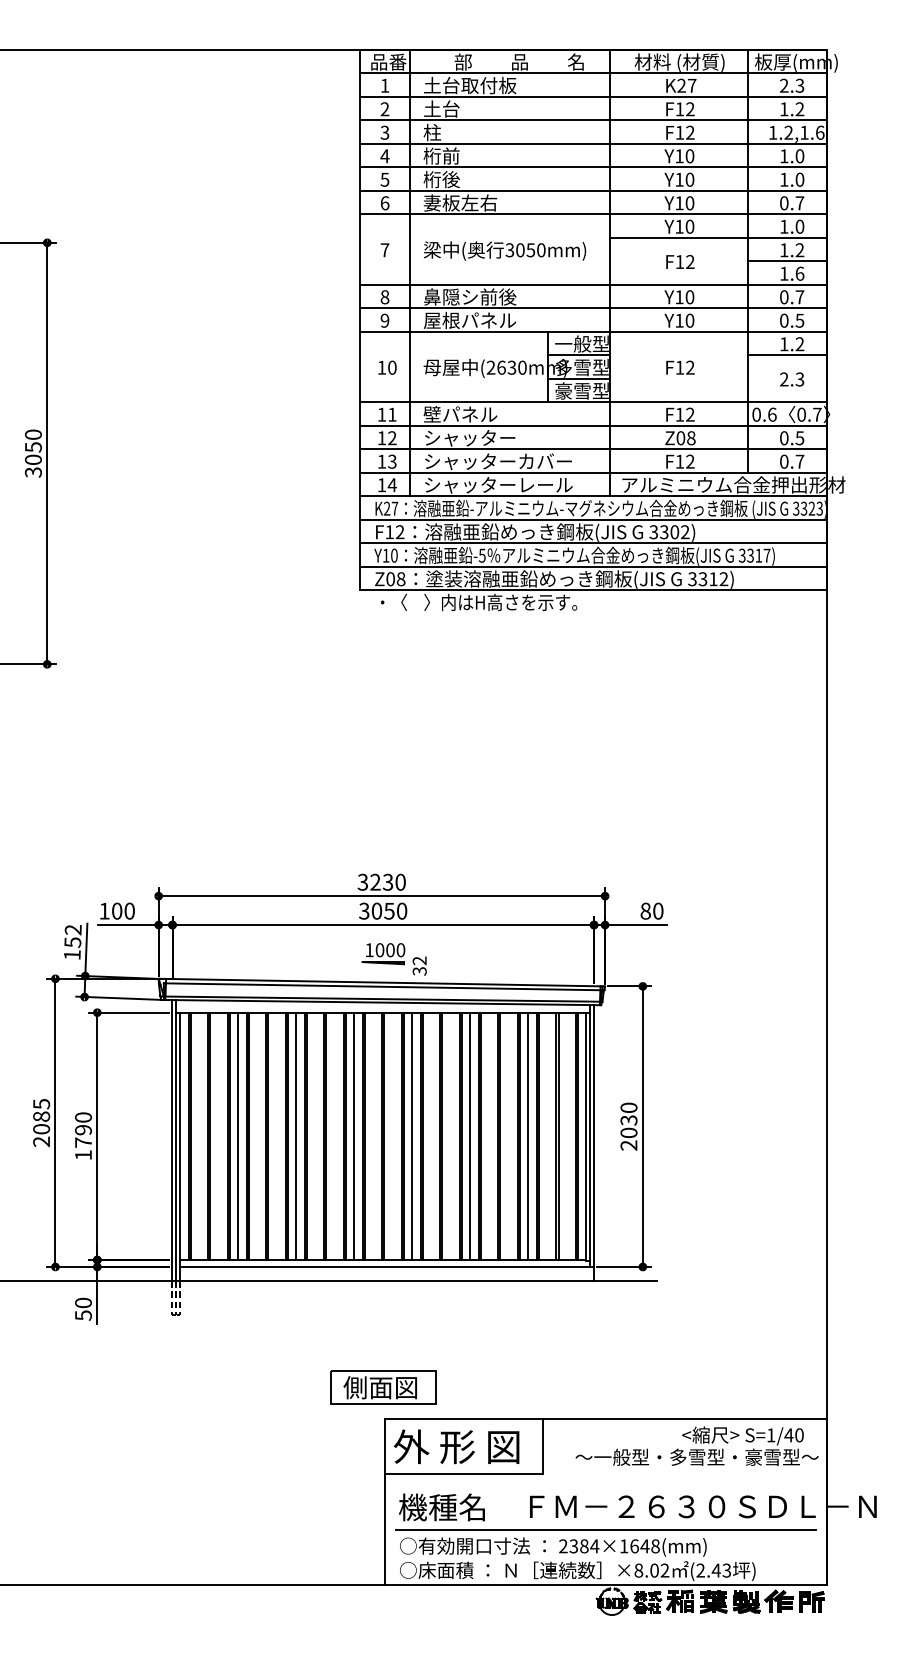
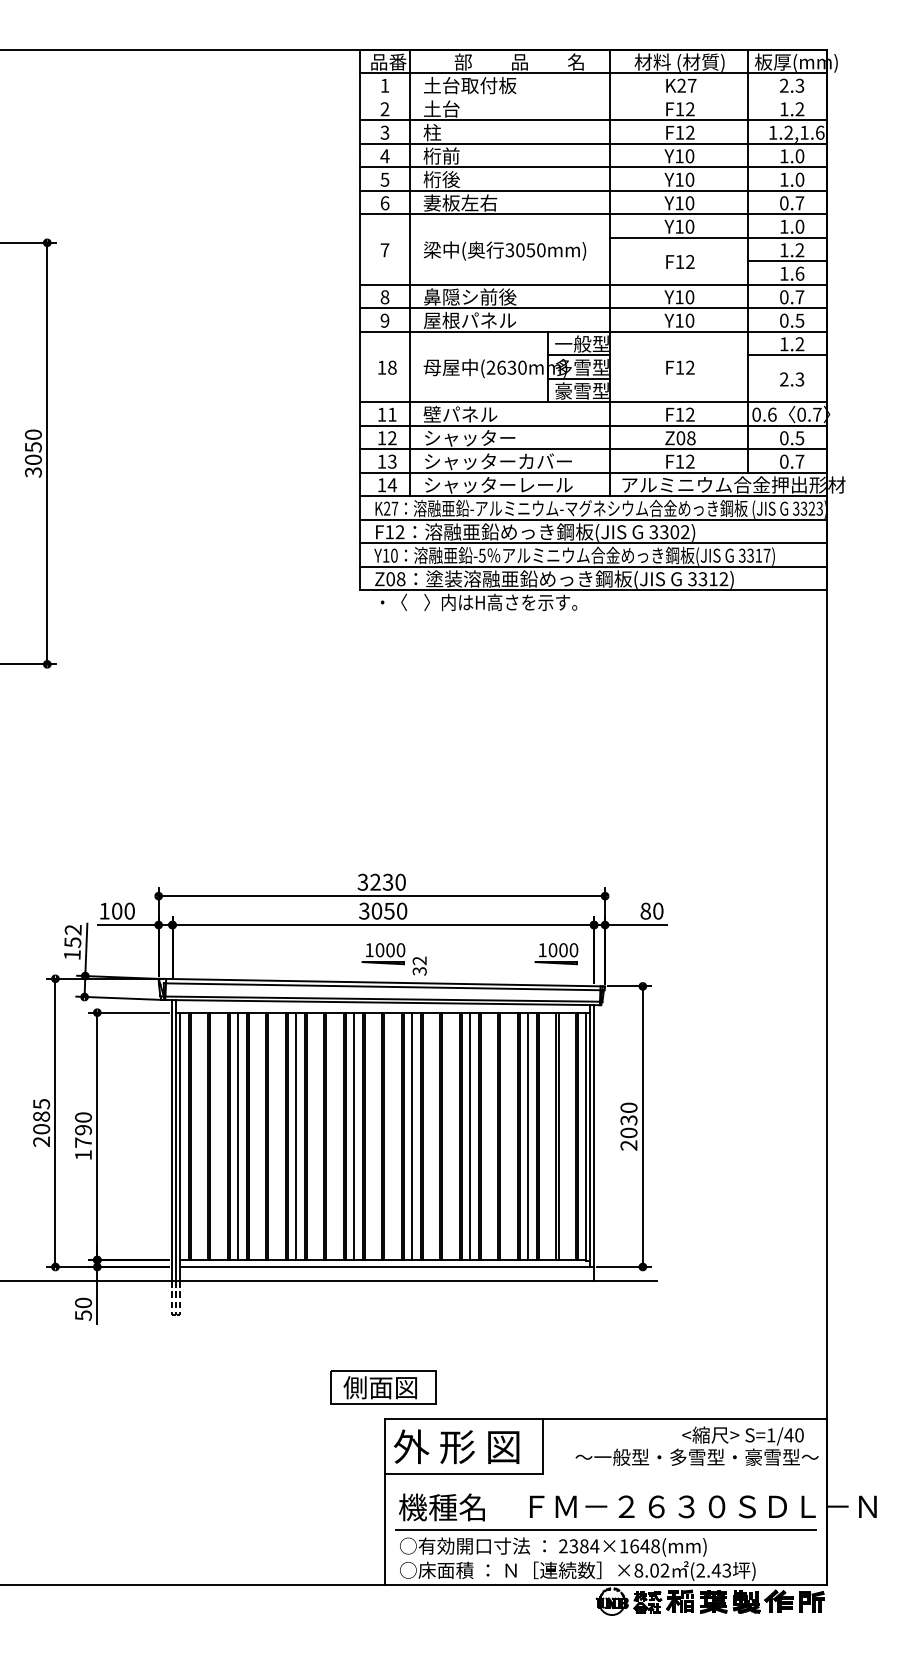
line: present -> none (593, 96)
text: 10 -> 18 (392, 367)
part: none -> present (556, 954)
